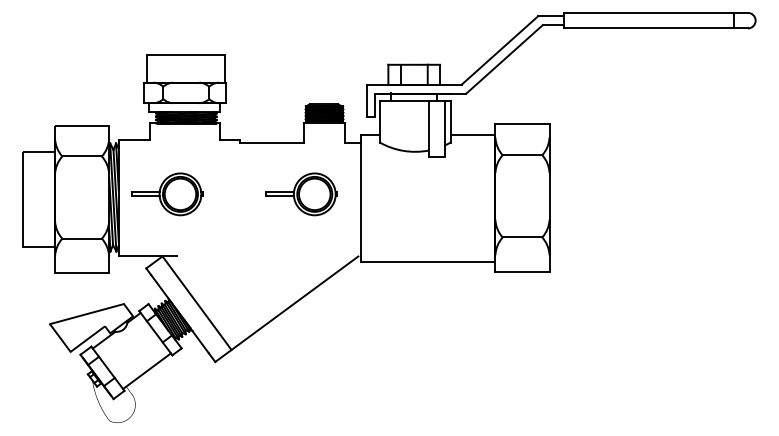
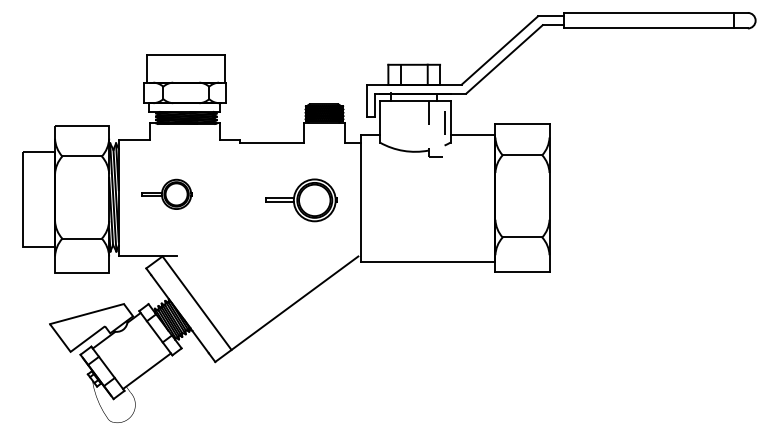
line: solid -> dashed (436, 156)
part size: 73x45 px -> 52x32 px (166, 193)
part position: (301, 194) -> (301, 200) (301, 200)
